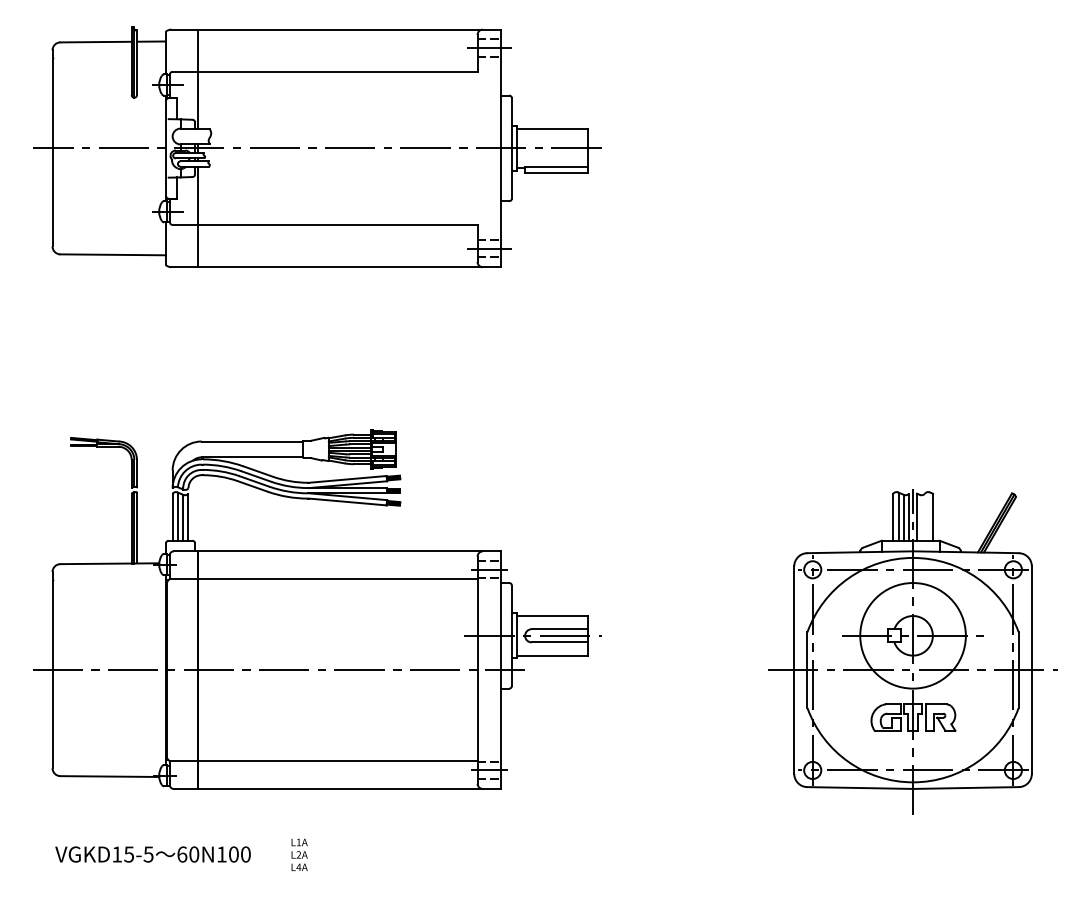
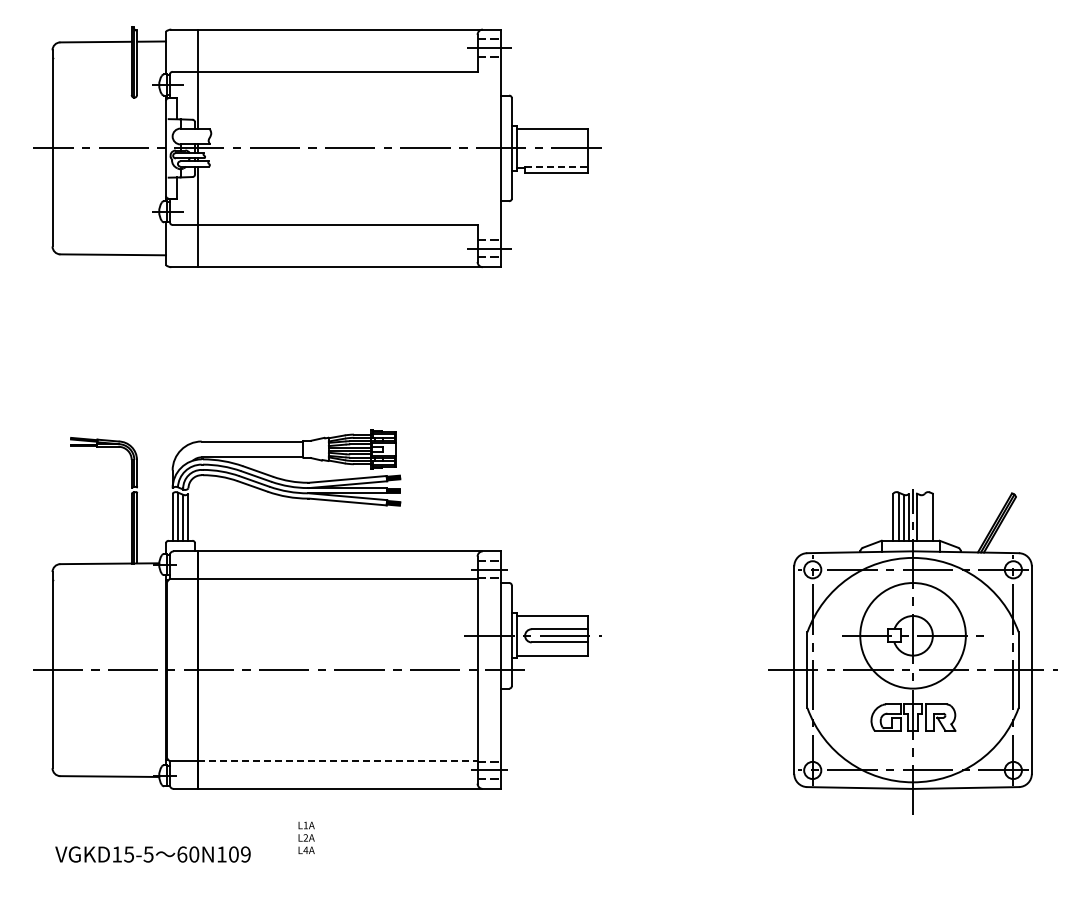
line: solid -> dashed (556, 167)
line: solid -> dashed (337, 760)
text: 60N100 -> 60N109 (245, 854)
text position: (299, 854) -> (306, 837) (306, 837)
